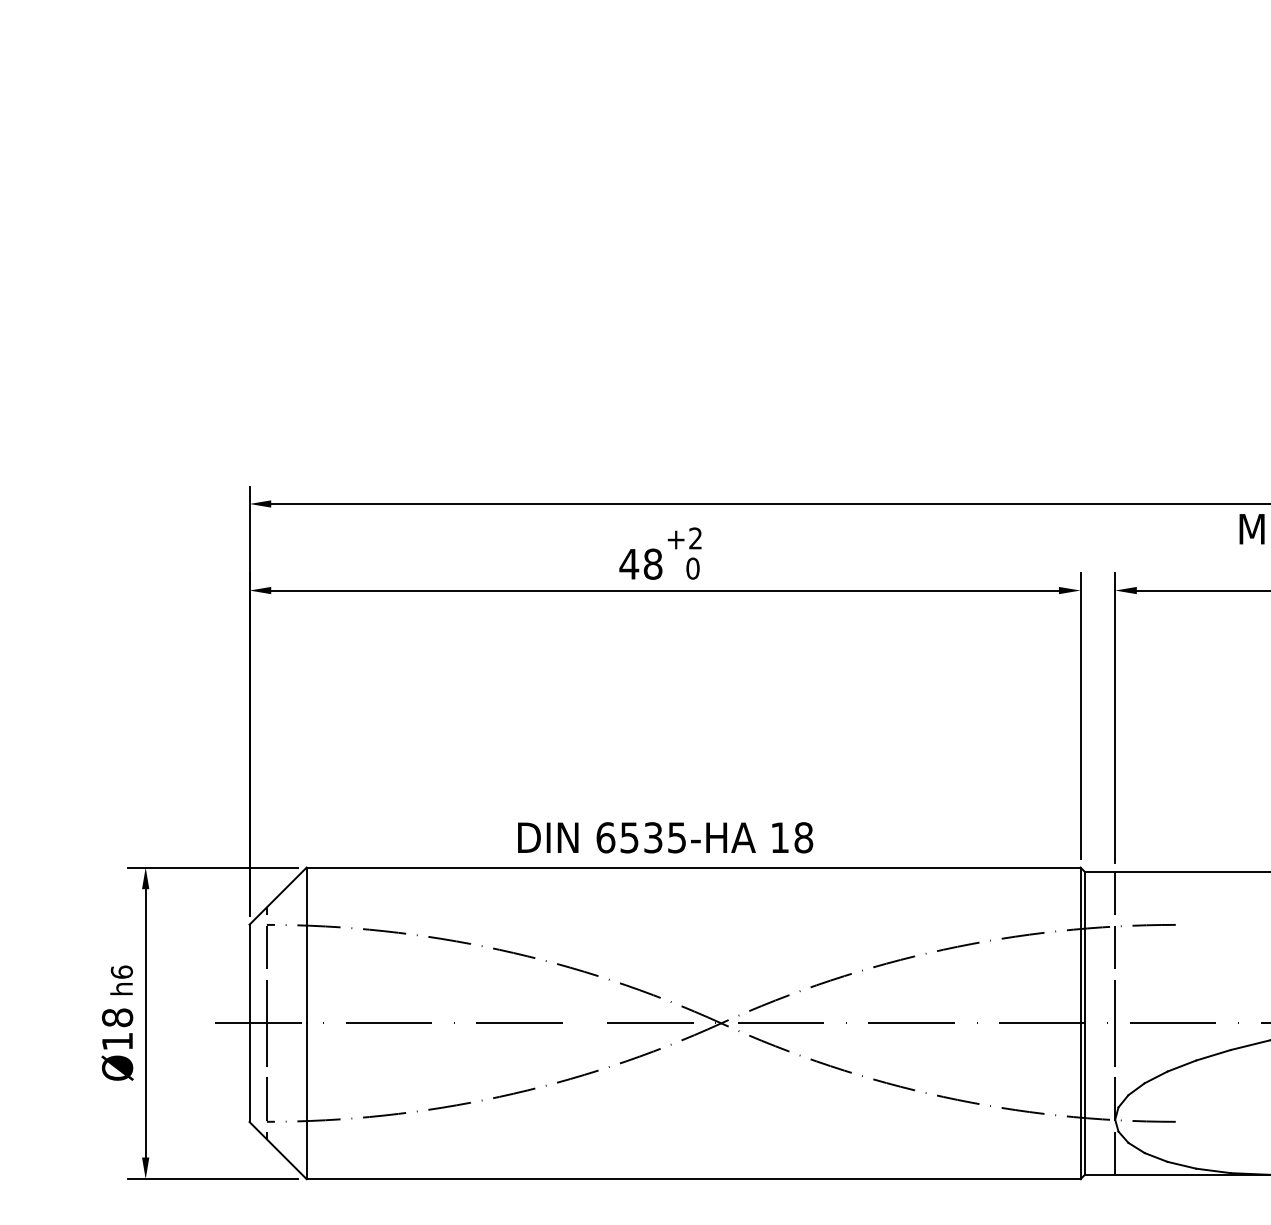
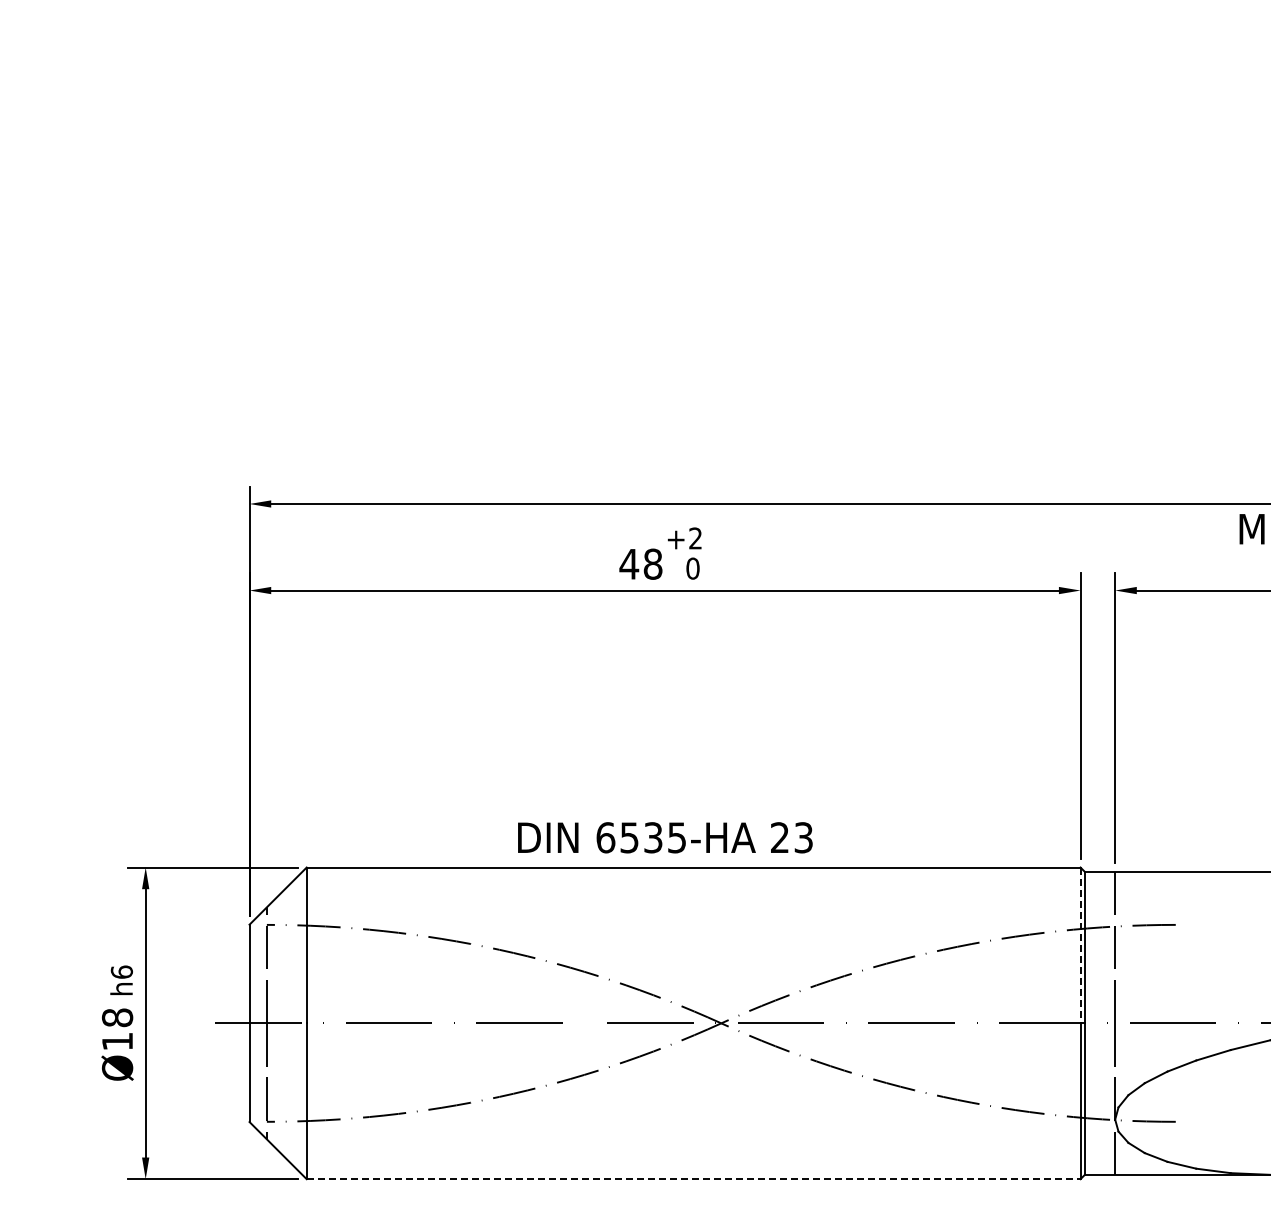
text: 18 -> 23 (792, 837)
line: solid -> dashed (1080, 945)
line: solid -> dashed (693, 1179)
